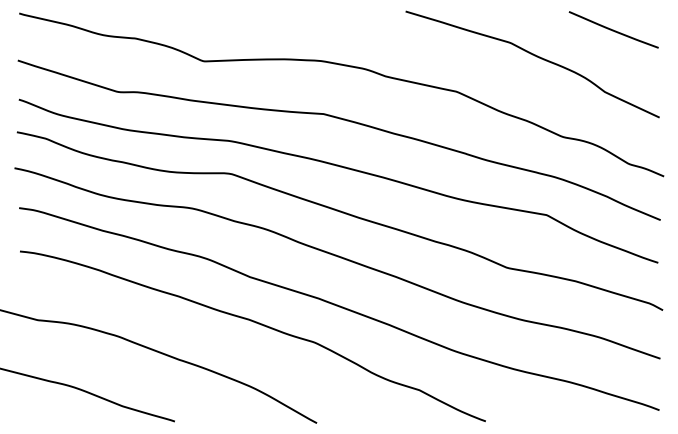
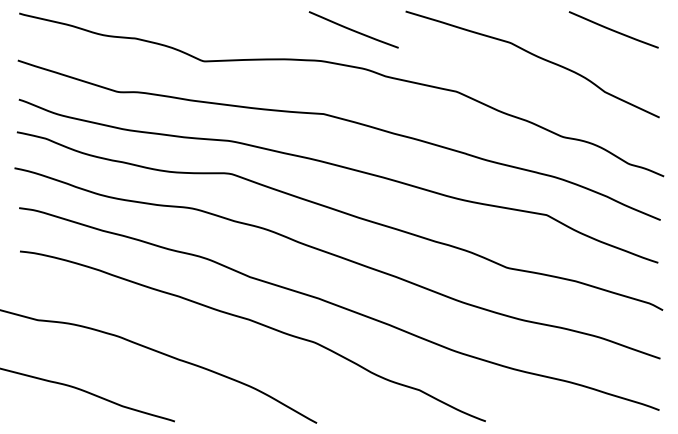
curve: none -> present (353, 29)
